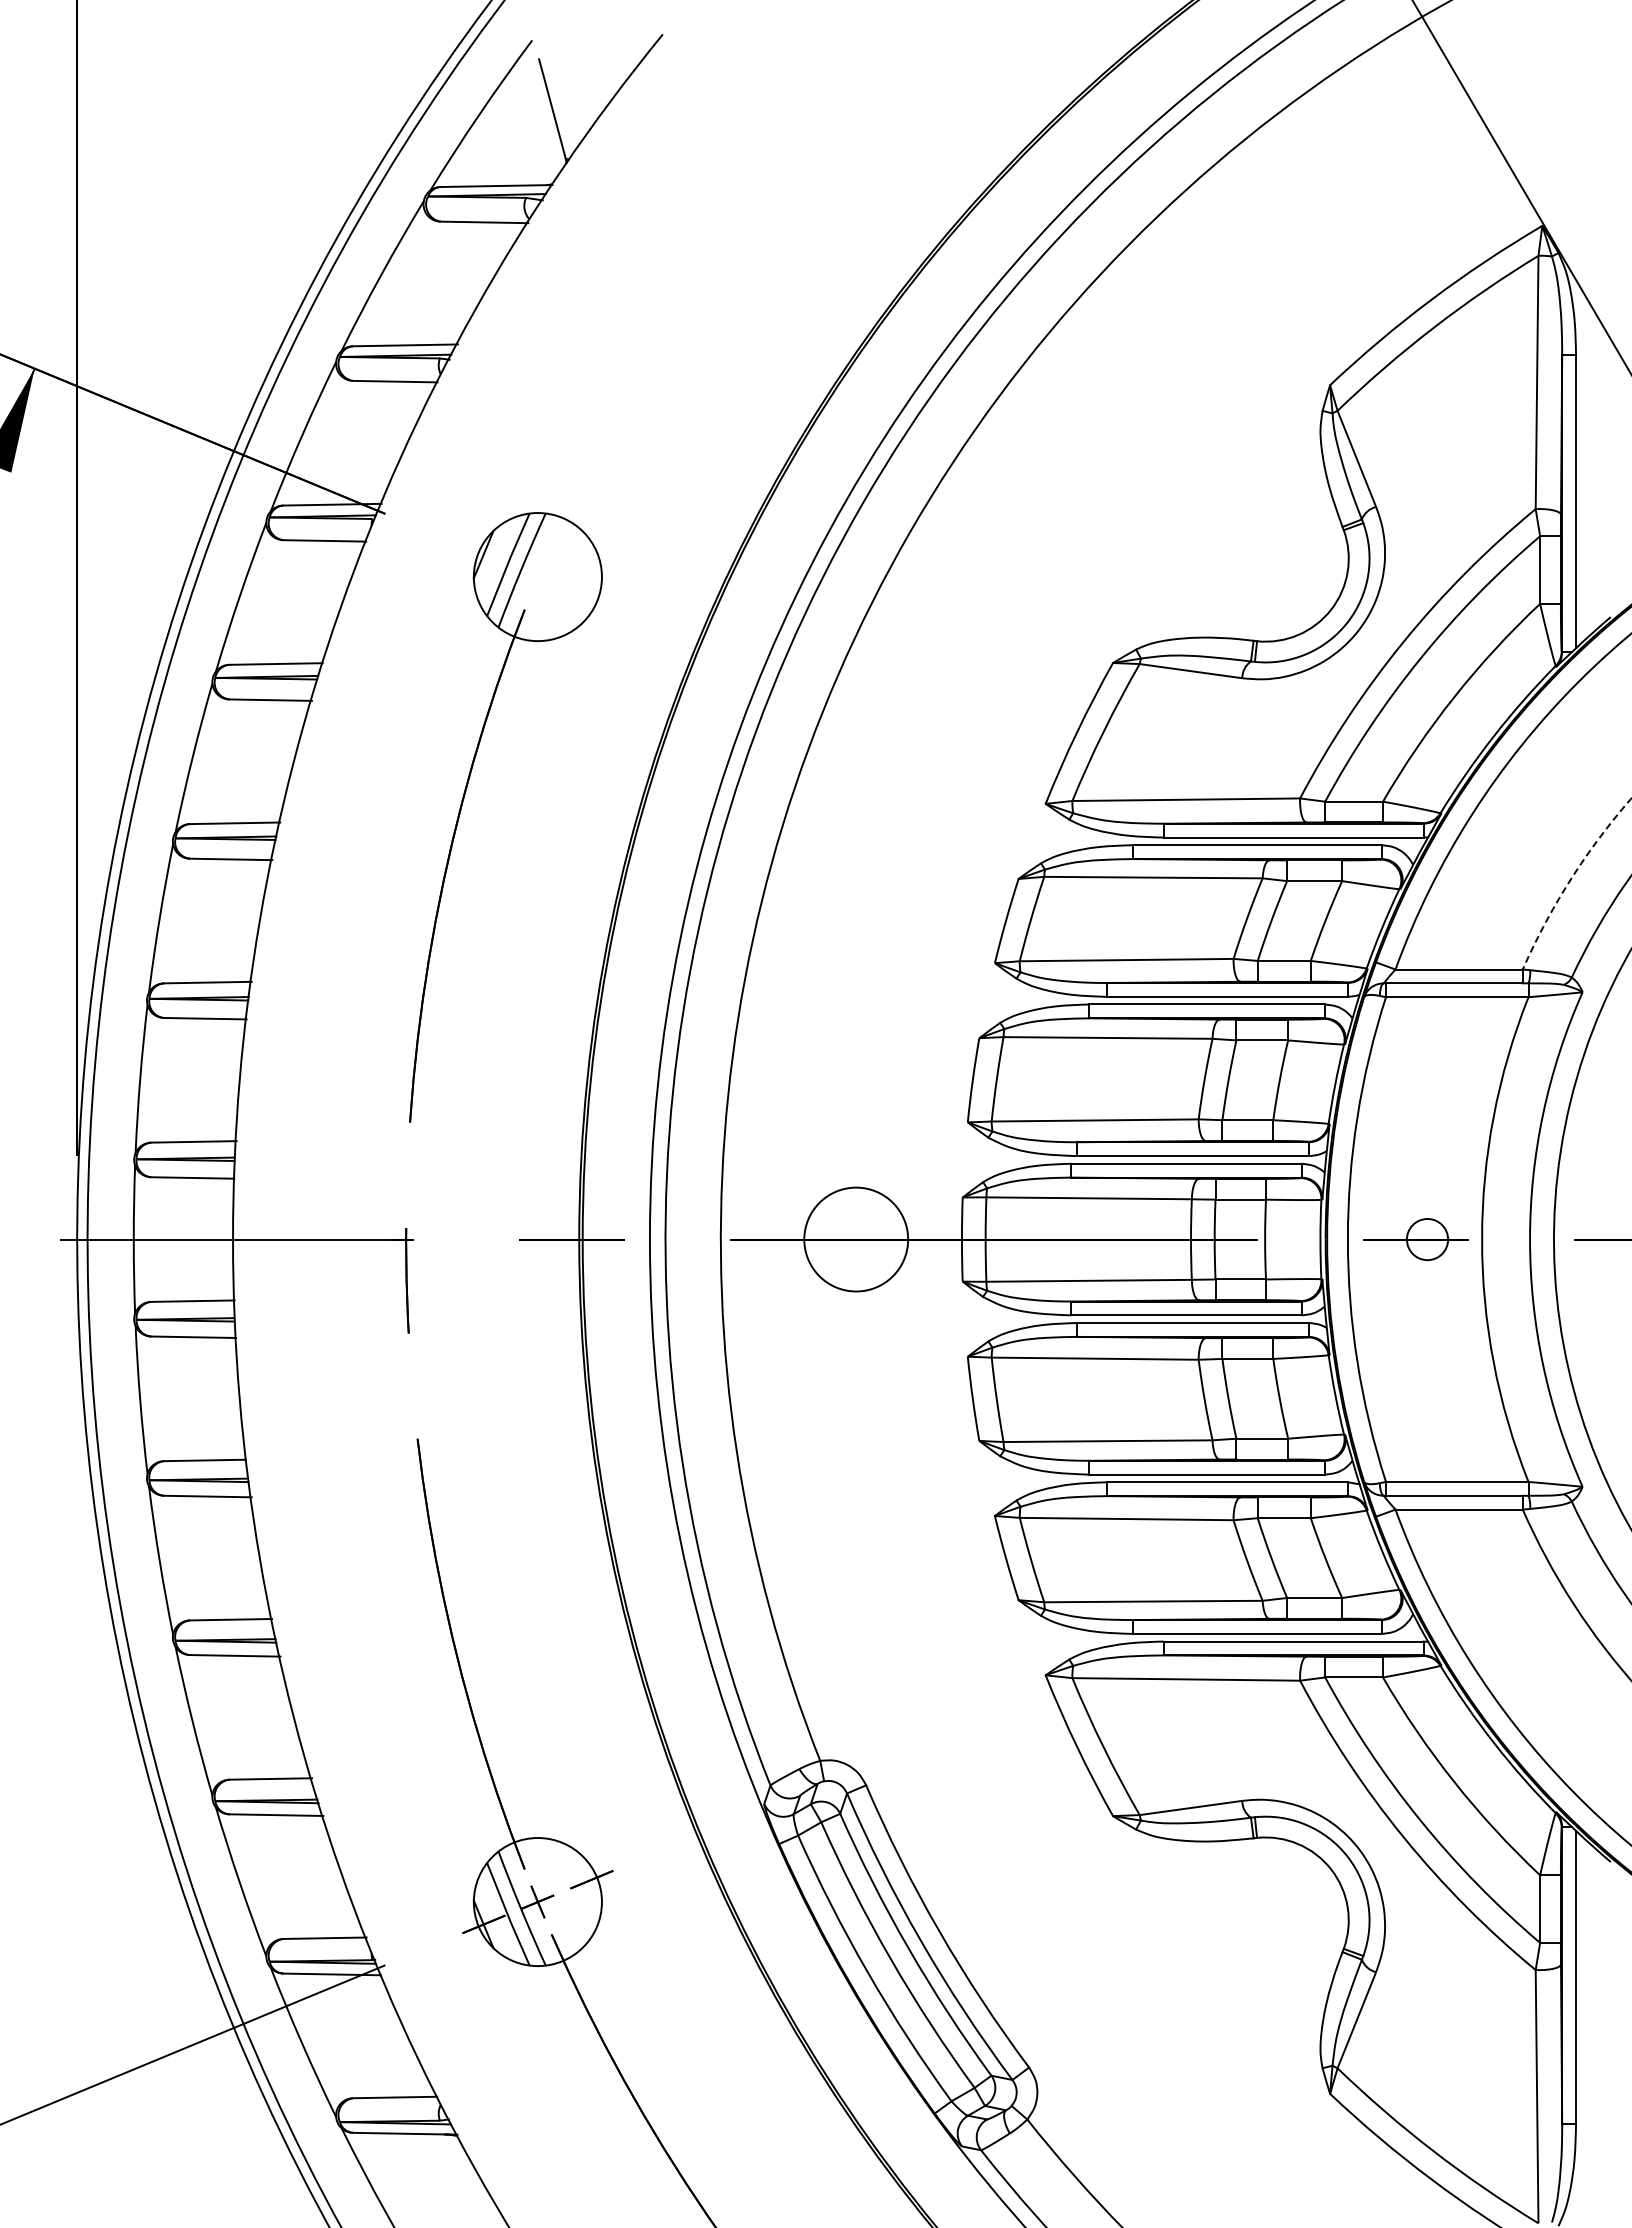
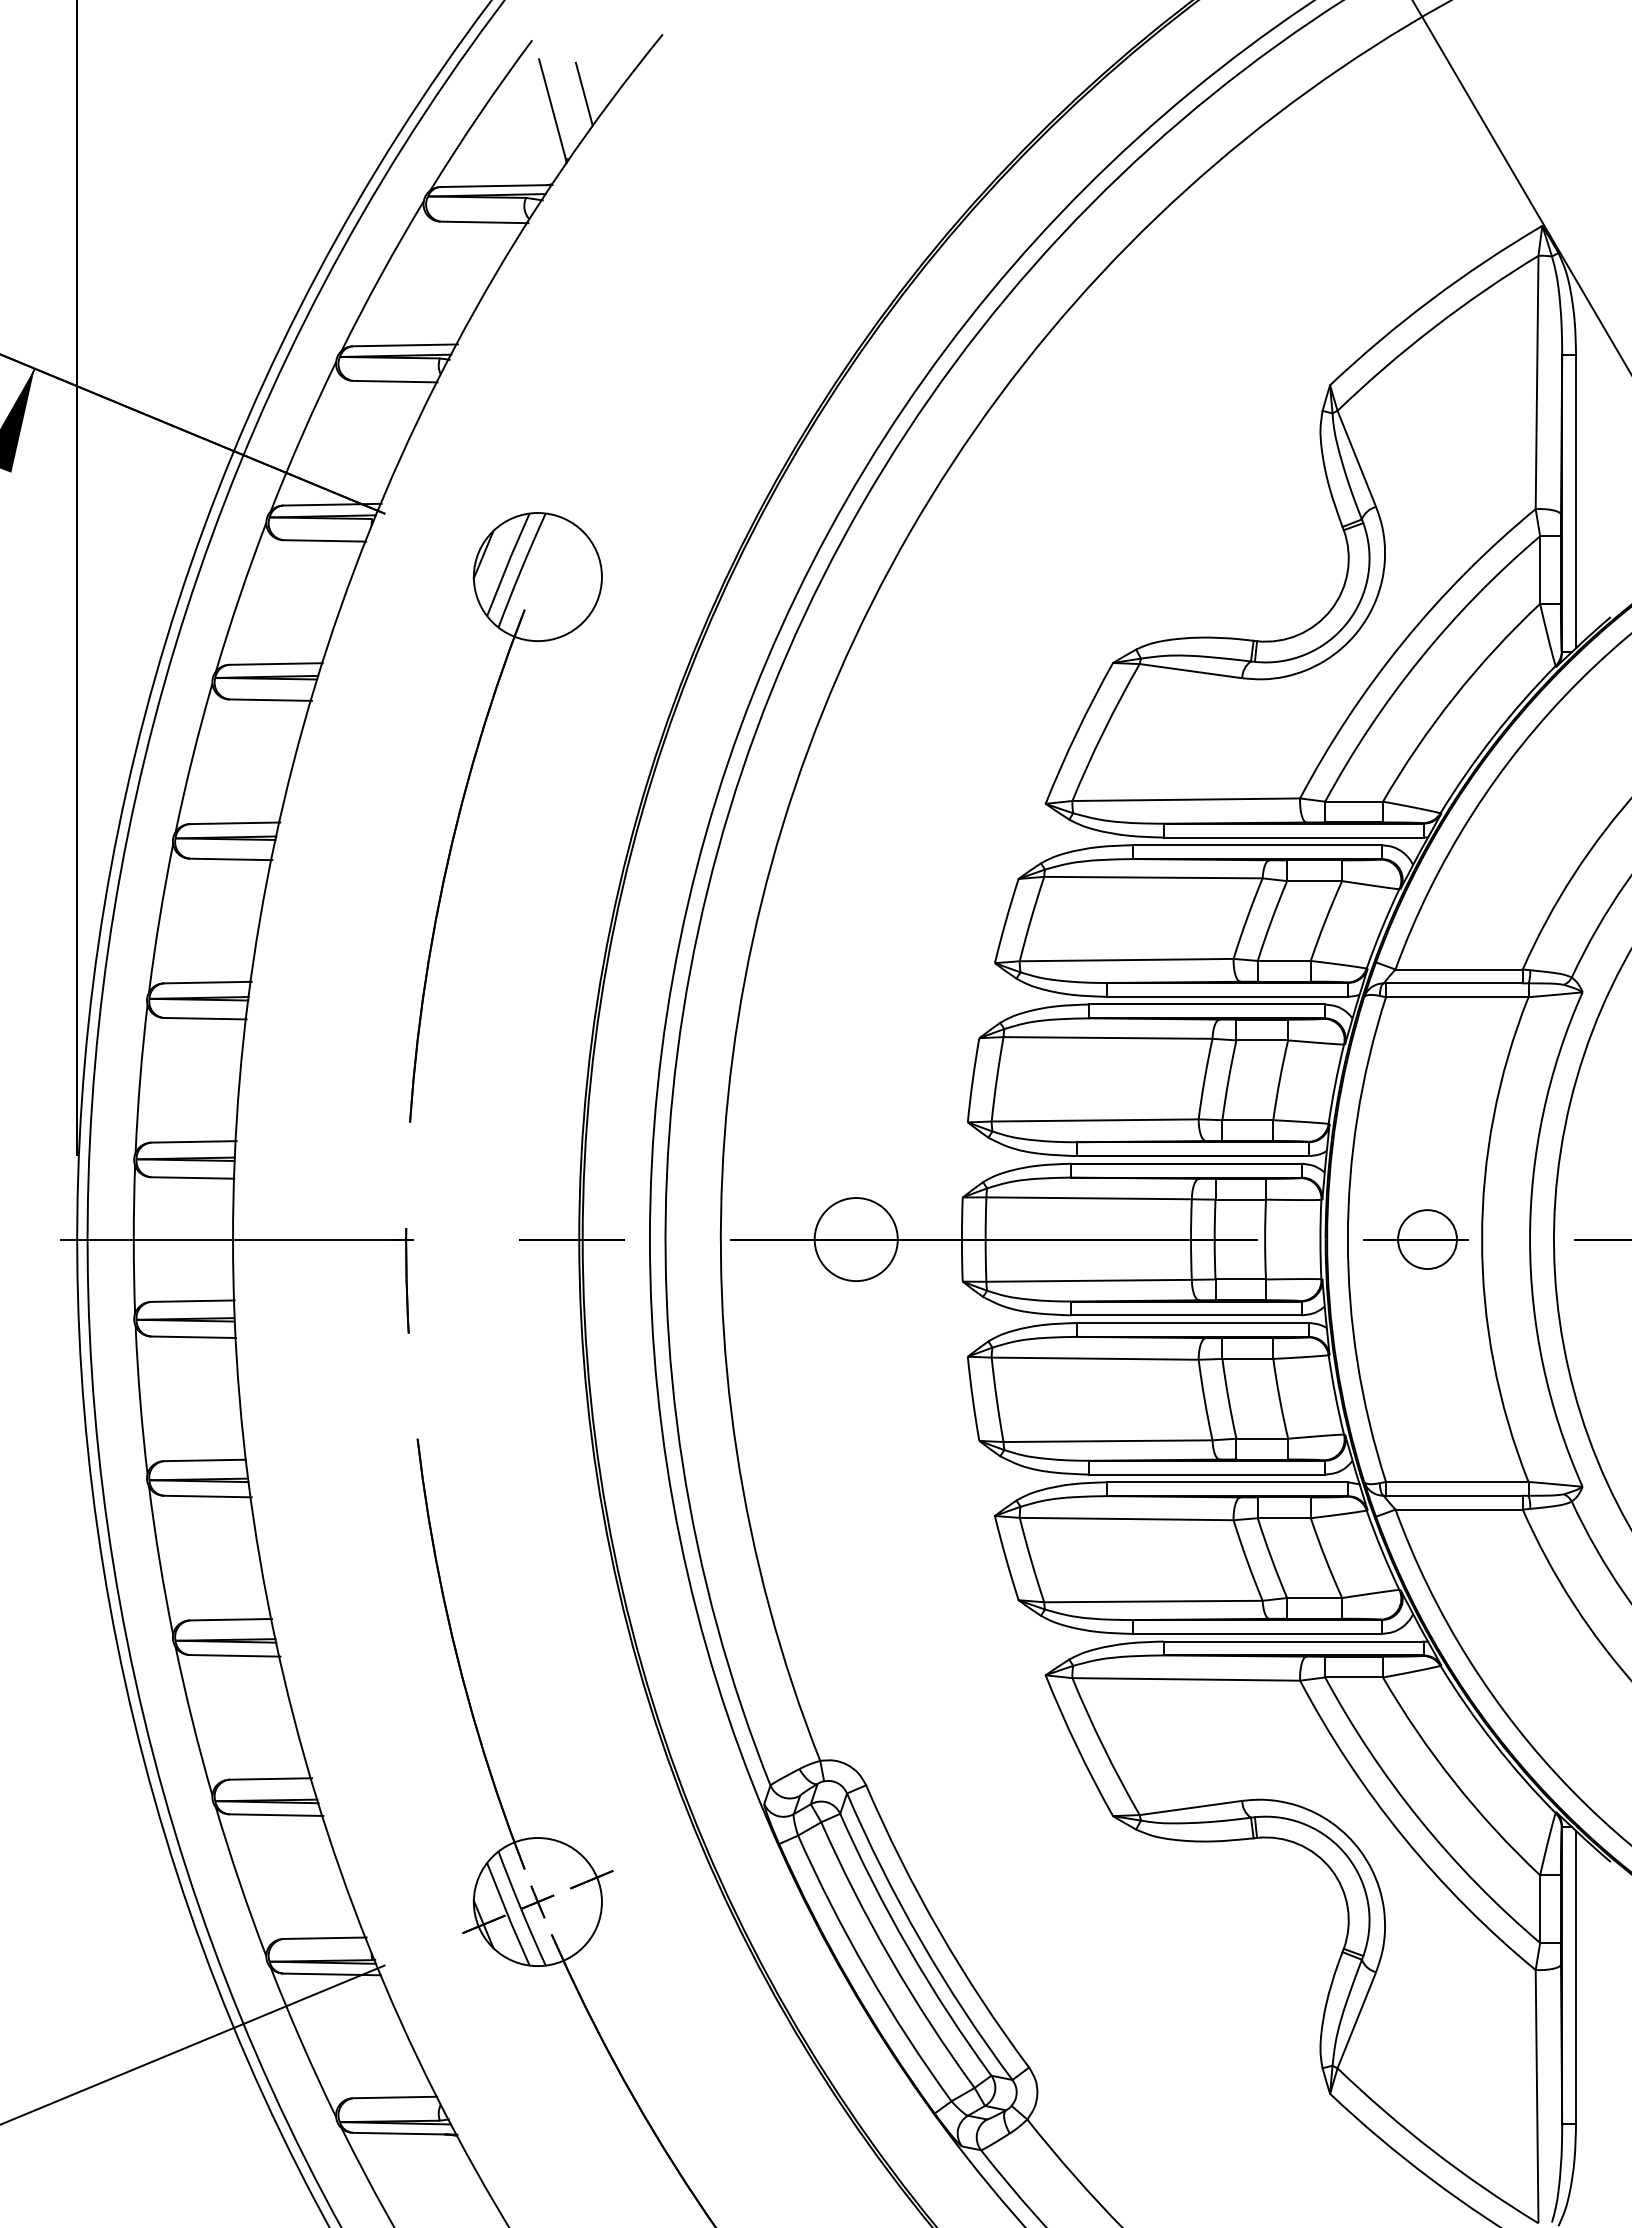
line: none -> present (583, 93)
arc: dashed -> solid (1570, 879)
circle diameter: 104 px -> 83 px (855, 1239)
circle diameter: 41 px -> 59 px (1427, 1239)
